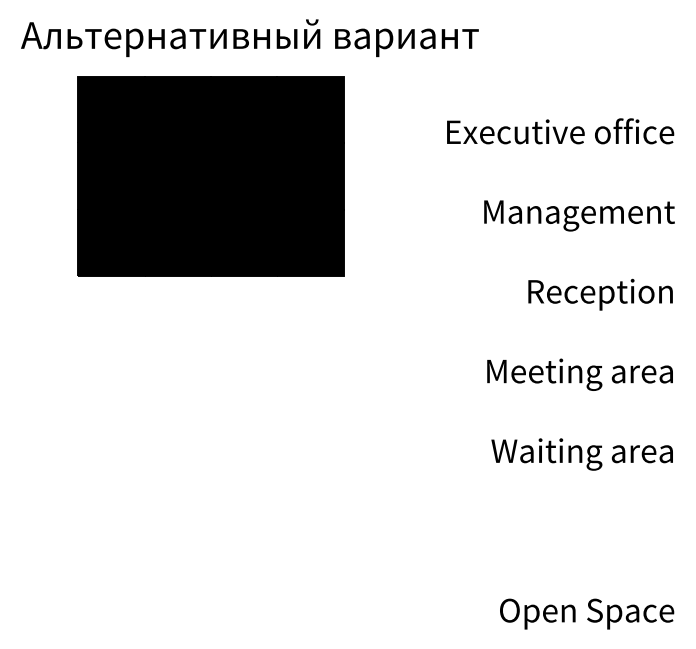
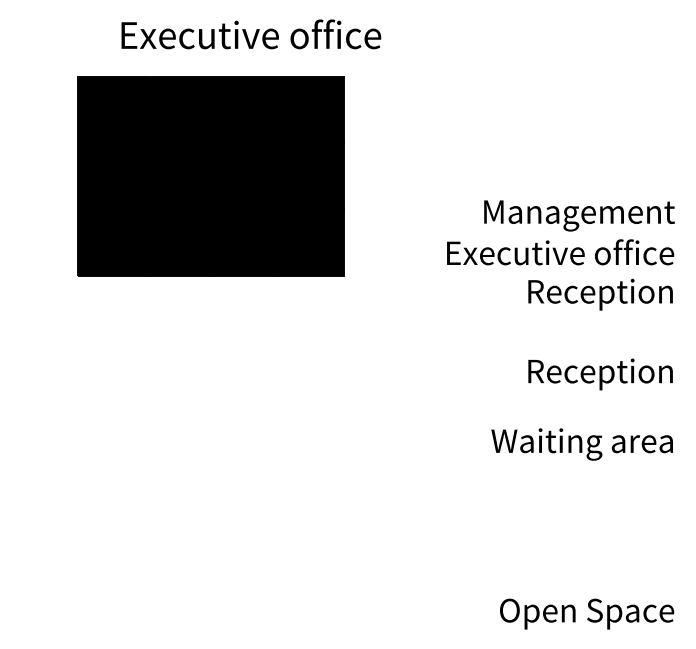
text: Альтернативный вариант -> Executive office (249, 38)
text position: (560, 131) -> (560, 252) (560, 252)
text: Meeting area -> Reception (579, 374)
text position: (581, 454) -> (581, 444) (581, 444)
